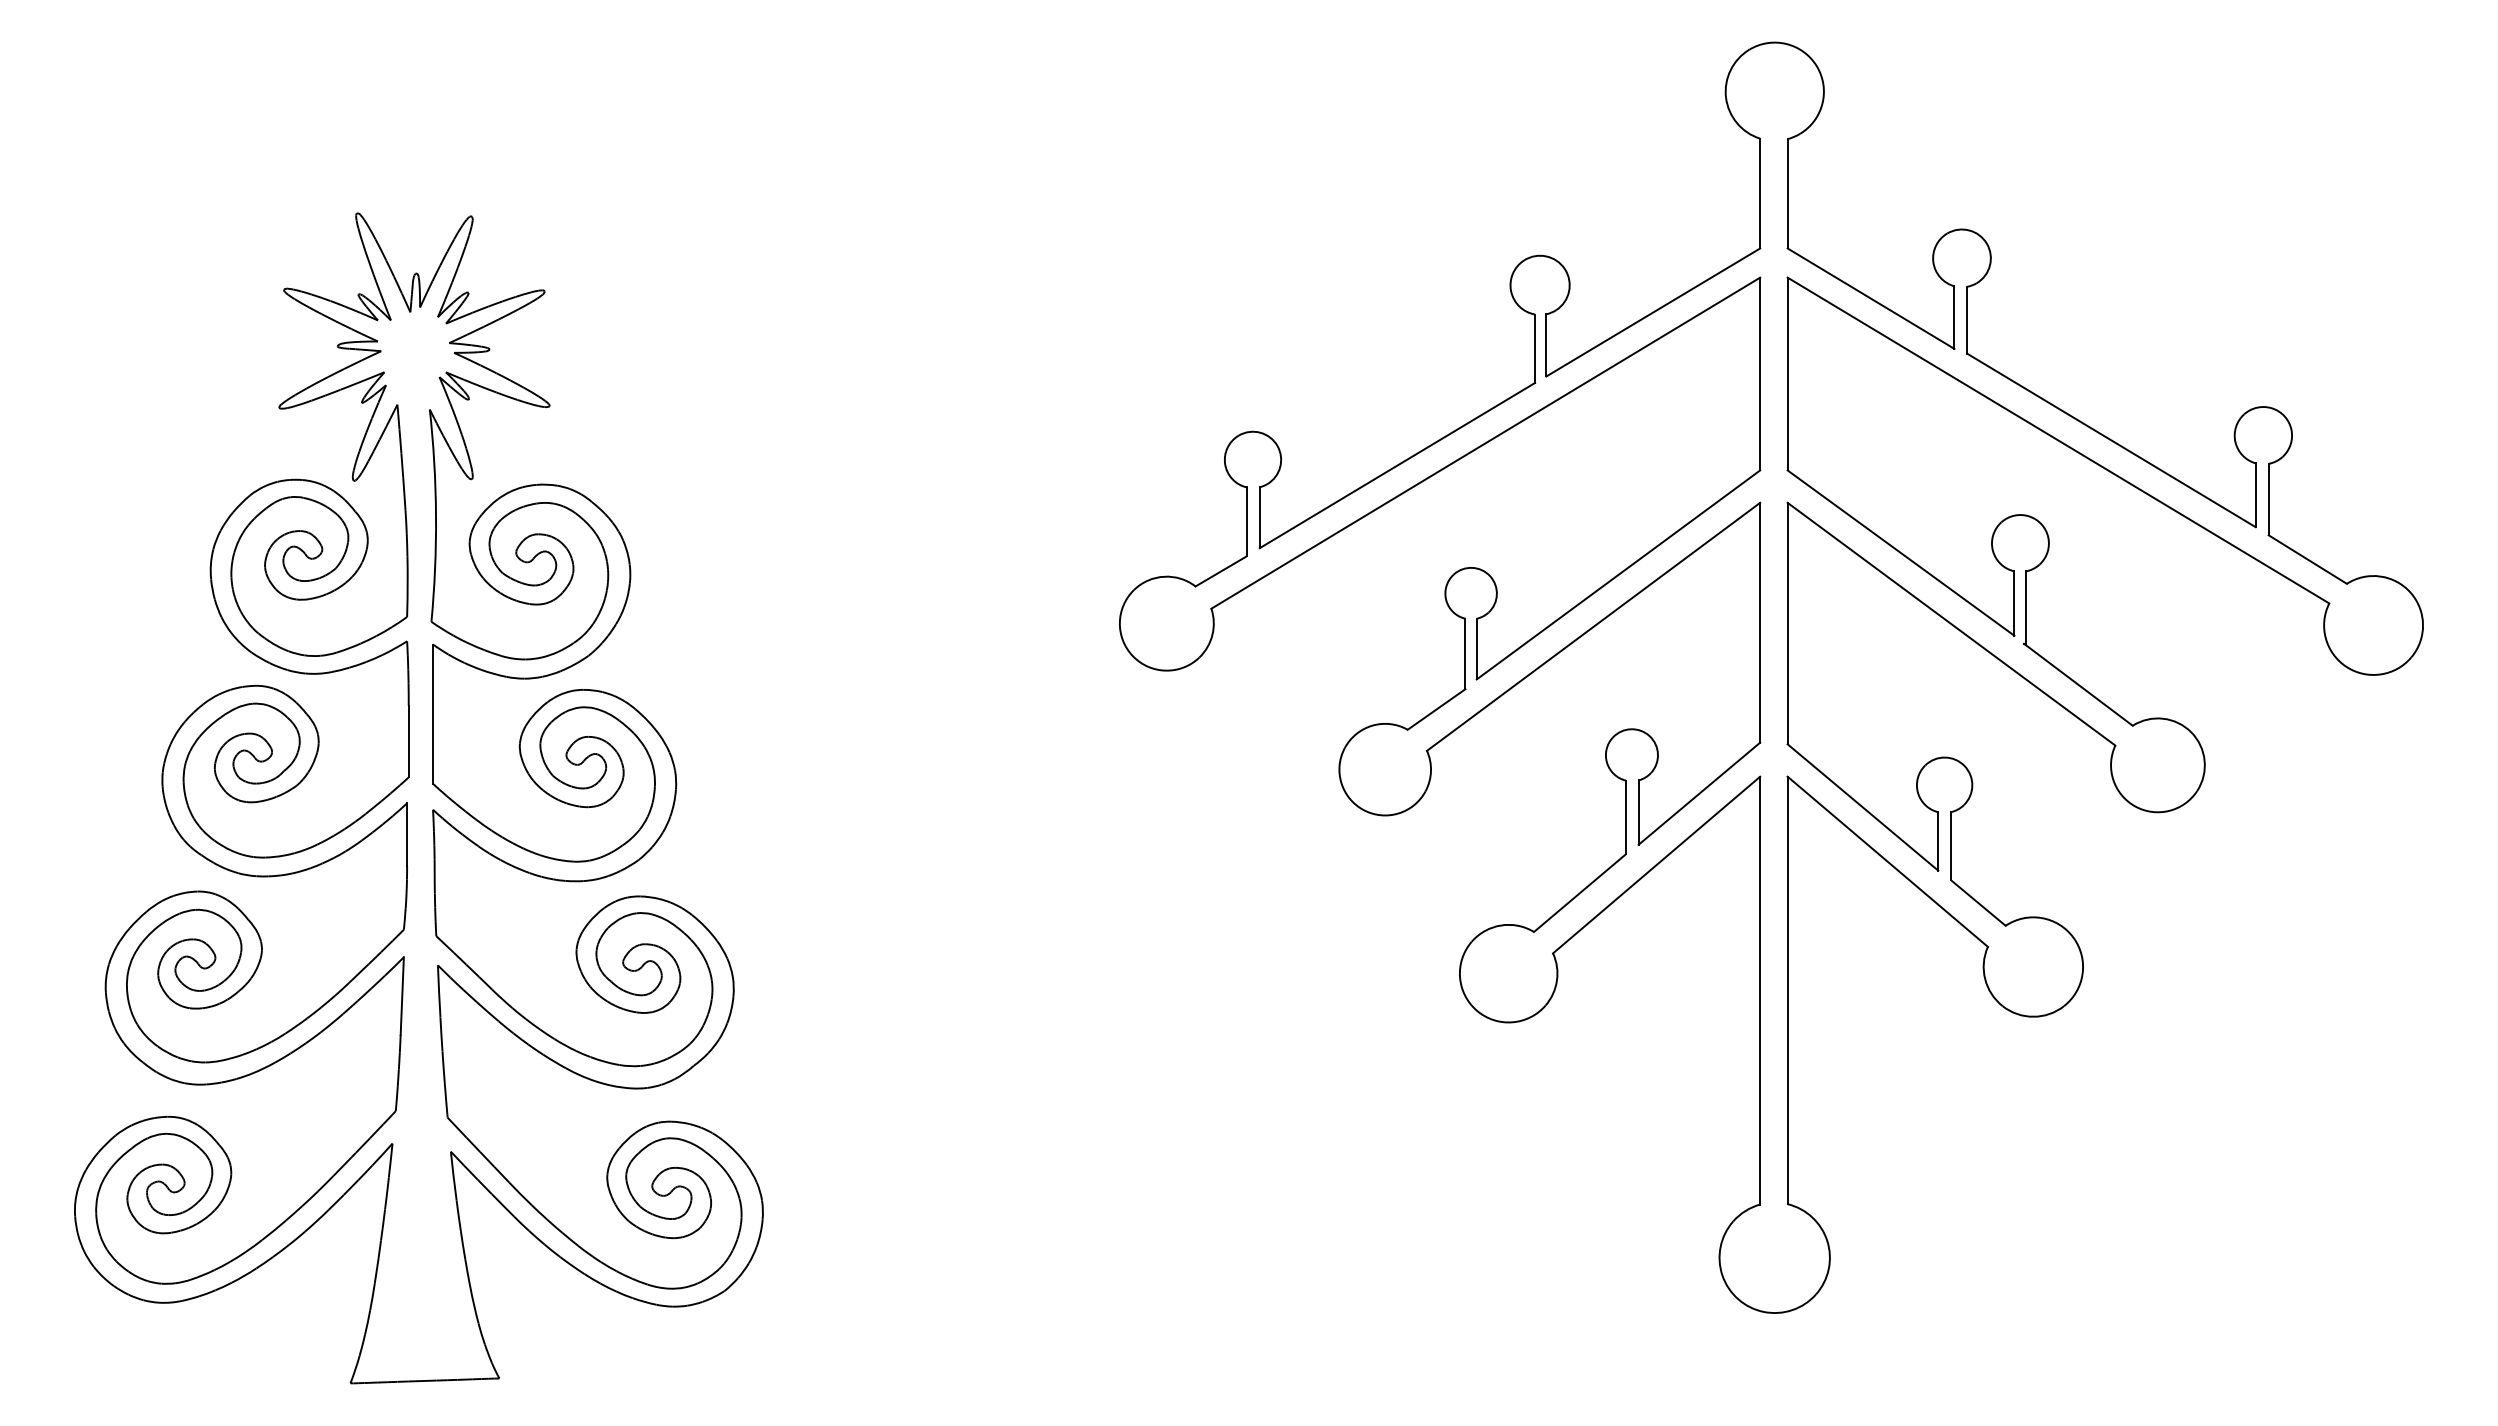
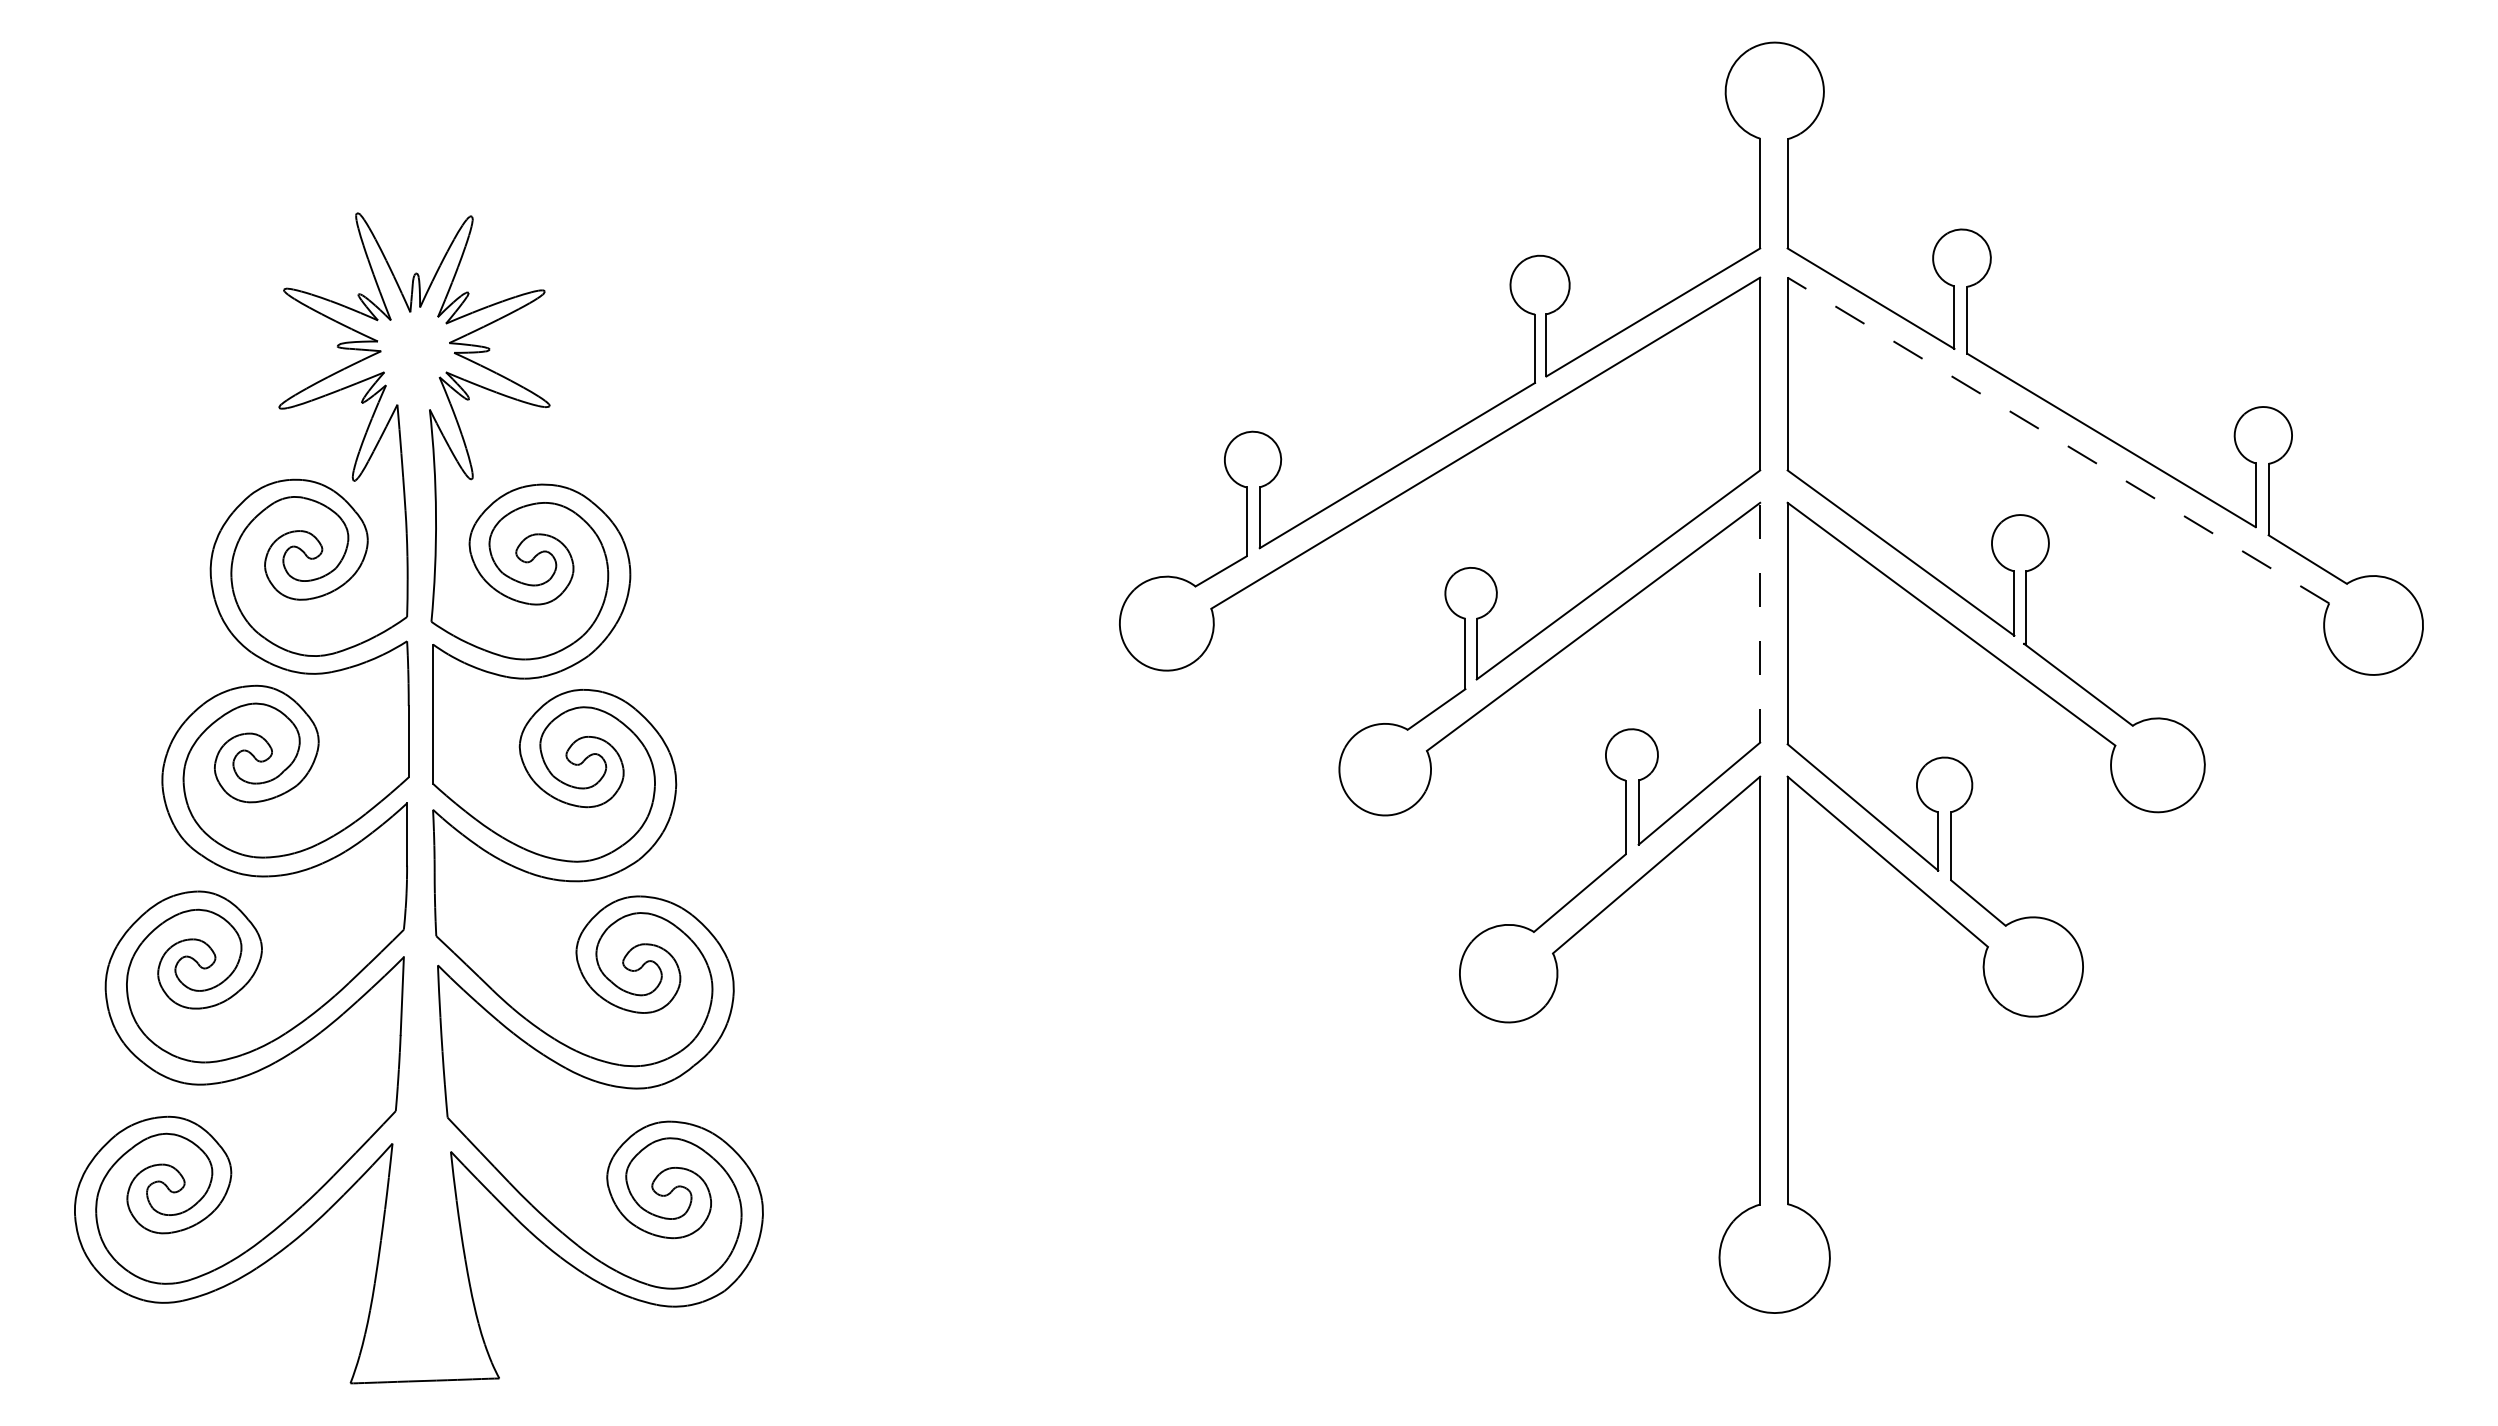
line: solid -> dashed (2058, 440)
line: solid -> dashed (1760, 622)
